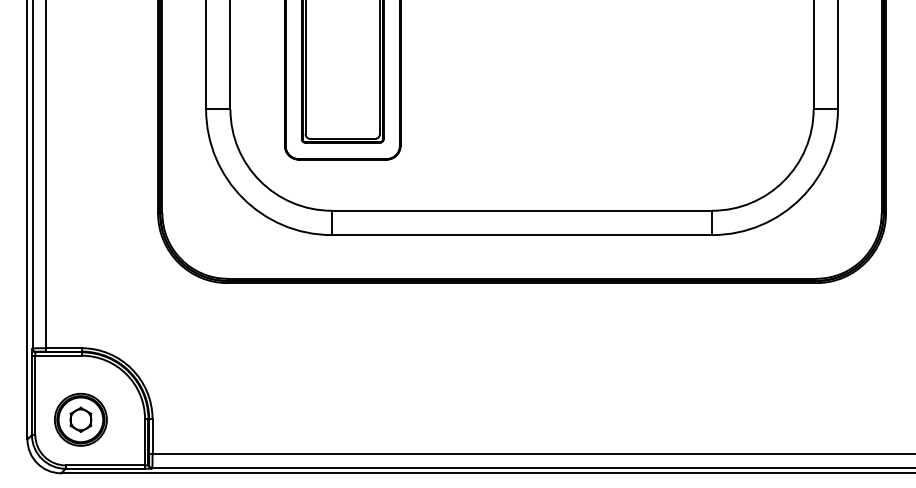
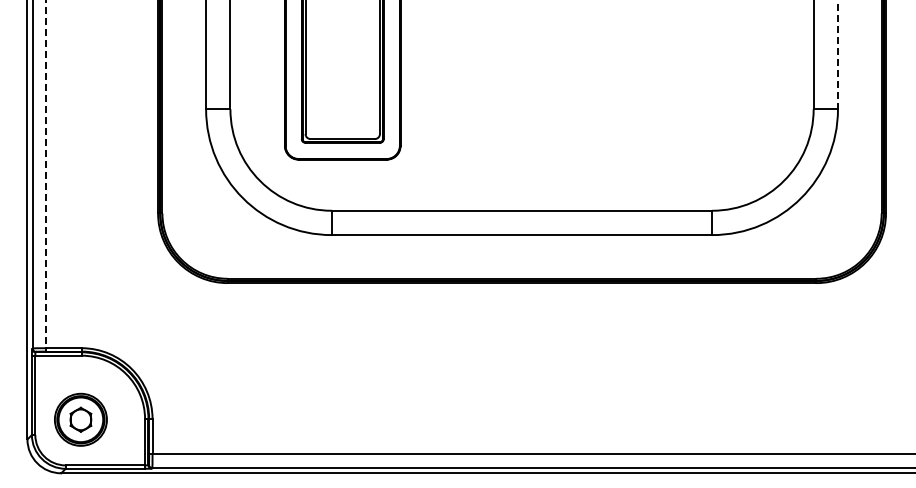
line: solid -> dashed (837, 55)
line: solid -> dashed (46, 174)
